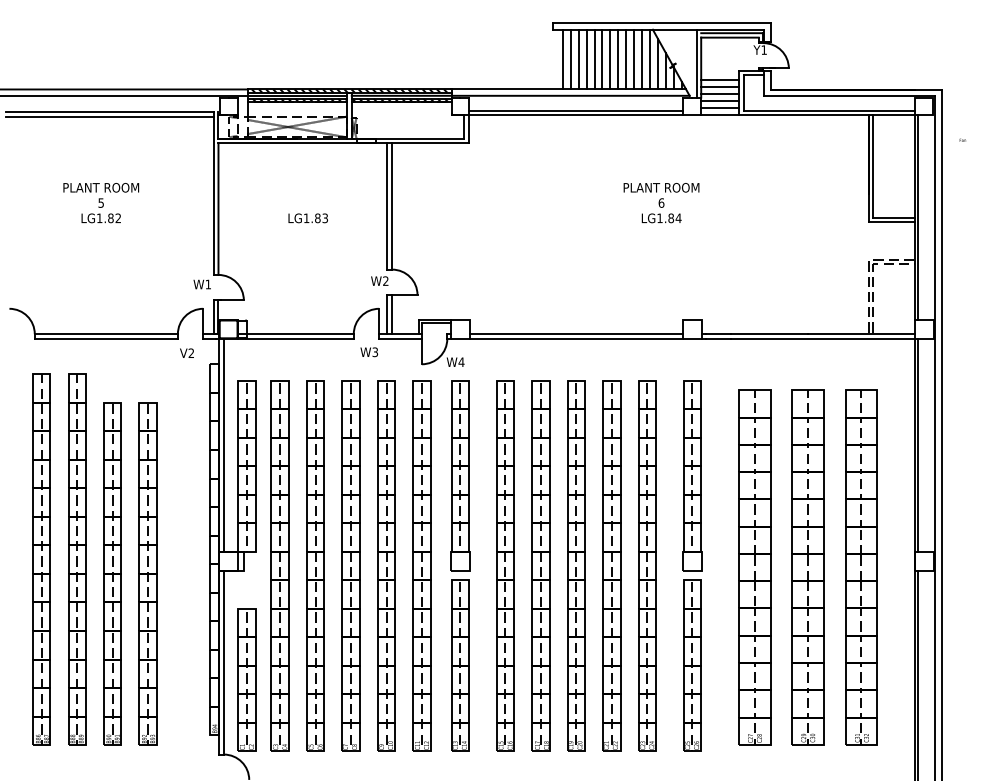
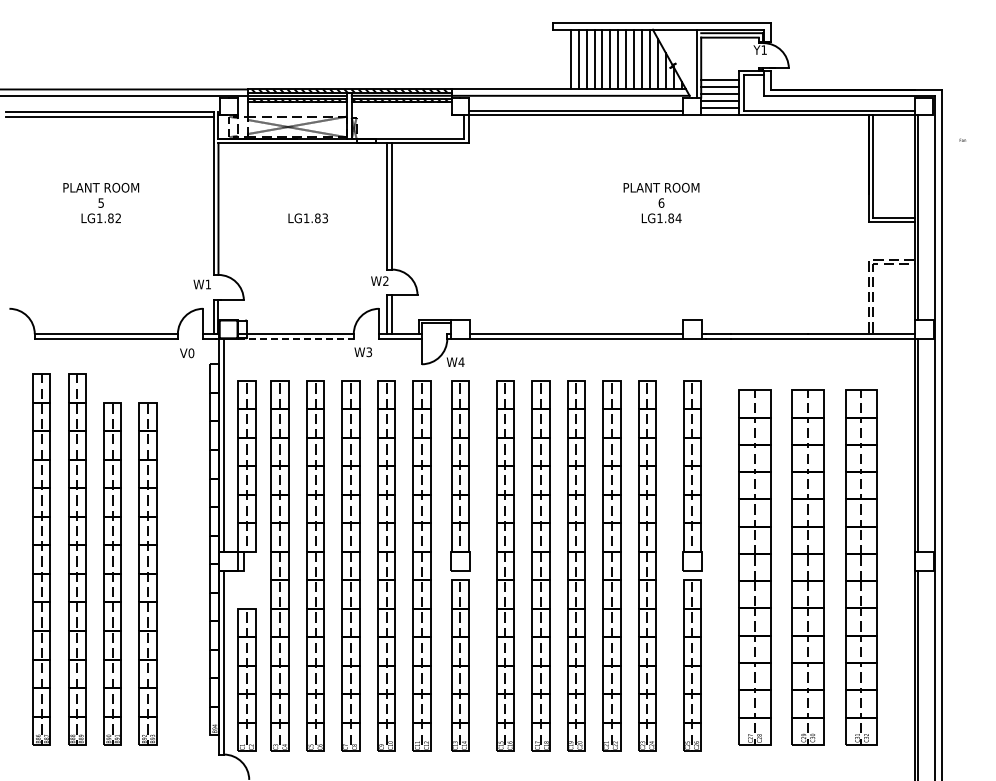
line: present -> none (562, 59)
line: solid -> dashed (295, 338)
text position: (369, 352) -> (363, 352) (363, 352)
text: V2 -> V0 (191, 353)
